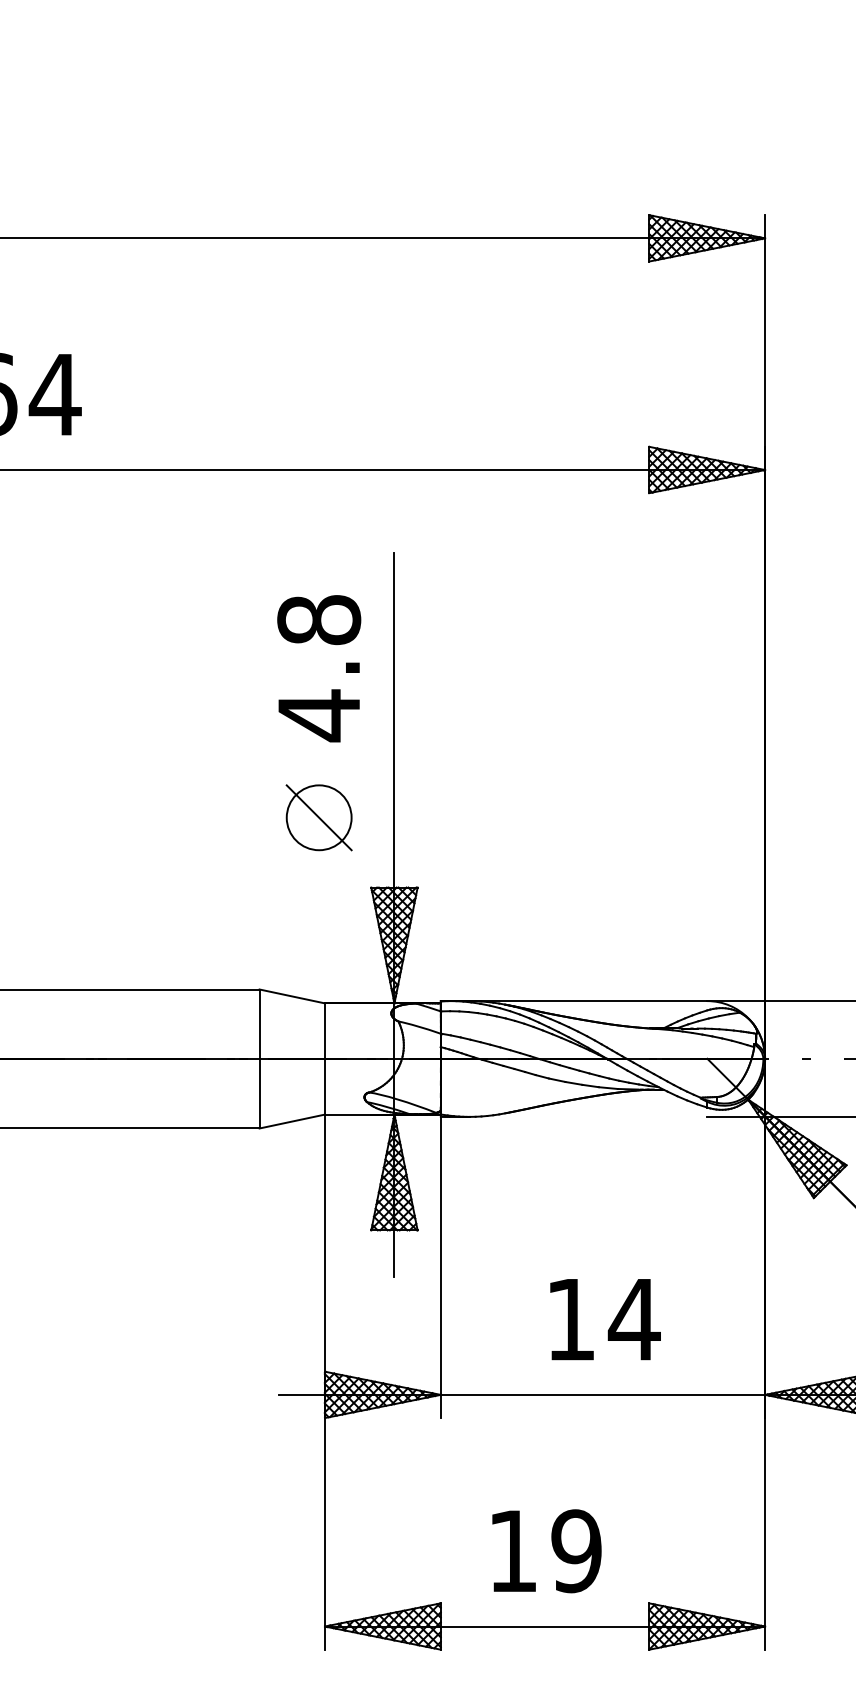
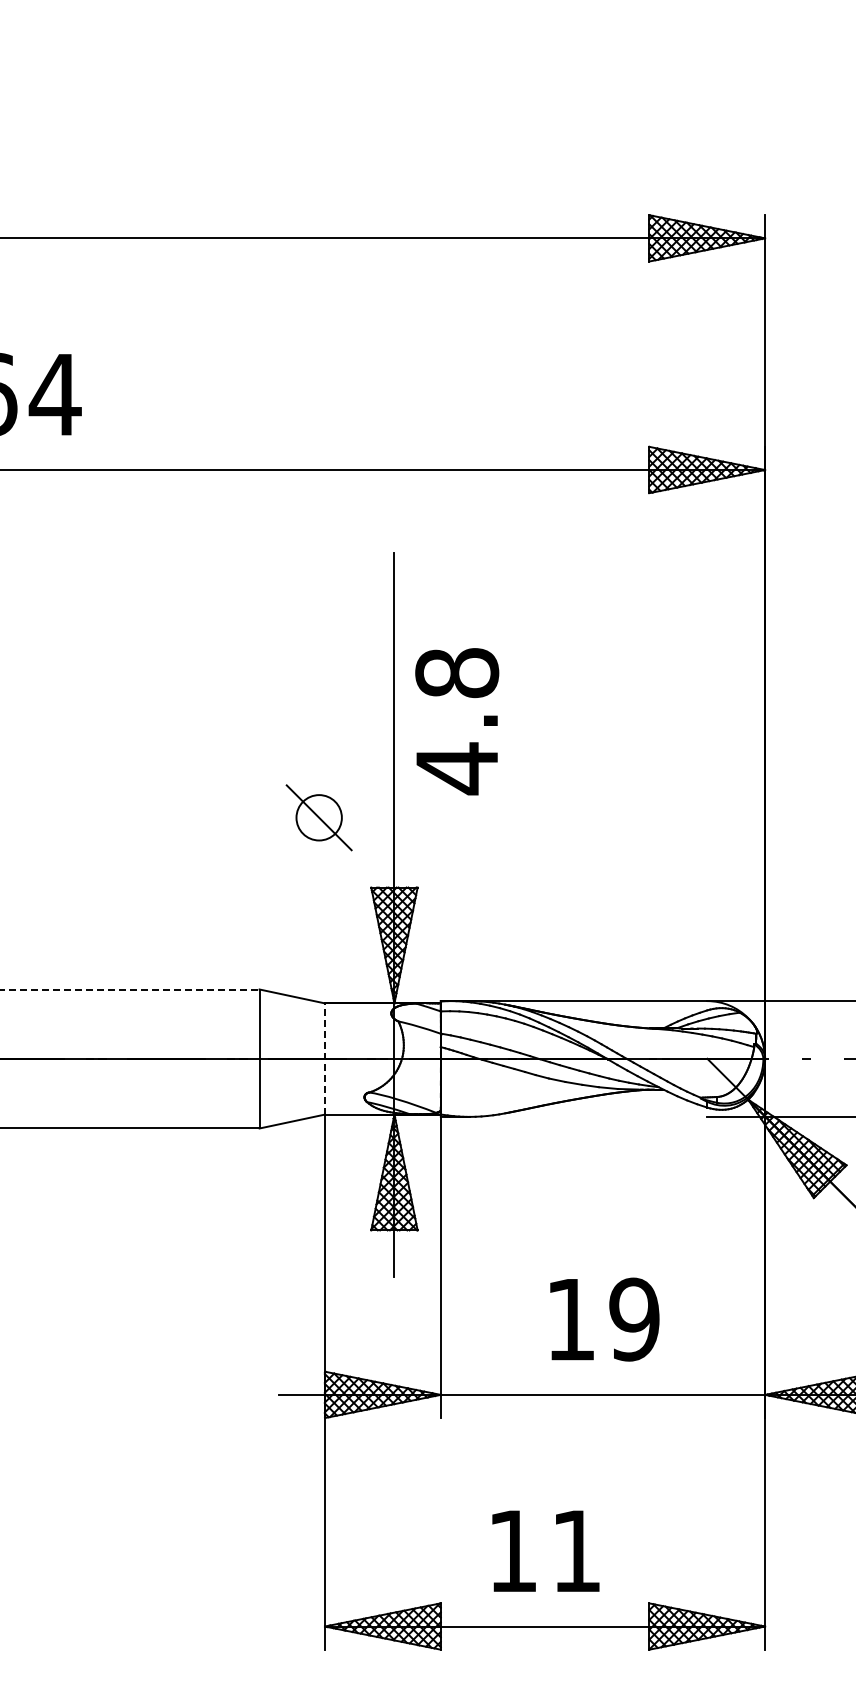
text position: (319, 668) -> (457, 721) (457, 721)
circle diameter: 65 px -> 45 px (318, 817)
line: solid -> dashed (130, 989)
line: solid -> dashed (324, 1059)
text: 14 -> 19 (633, 1319)
text: 19 -> 11 (576, 1551)
